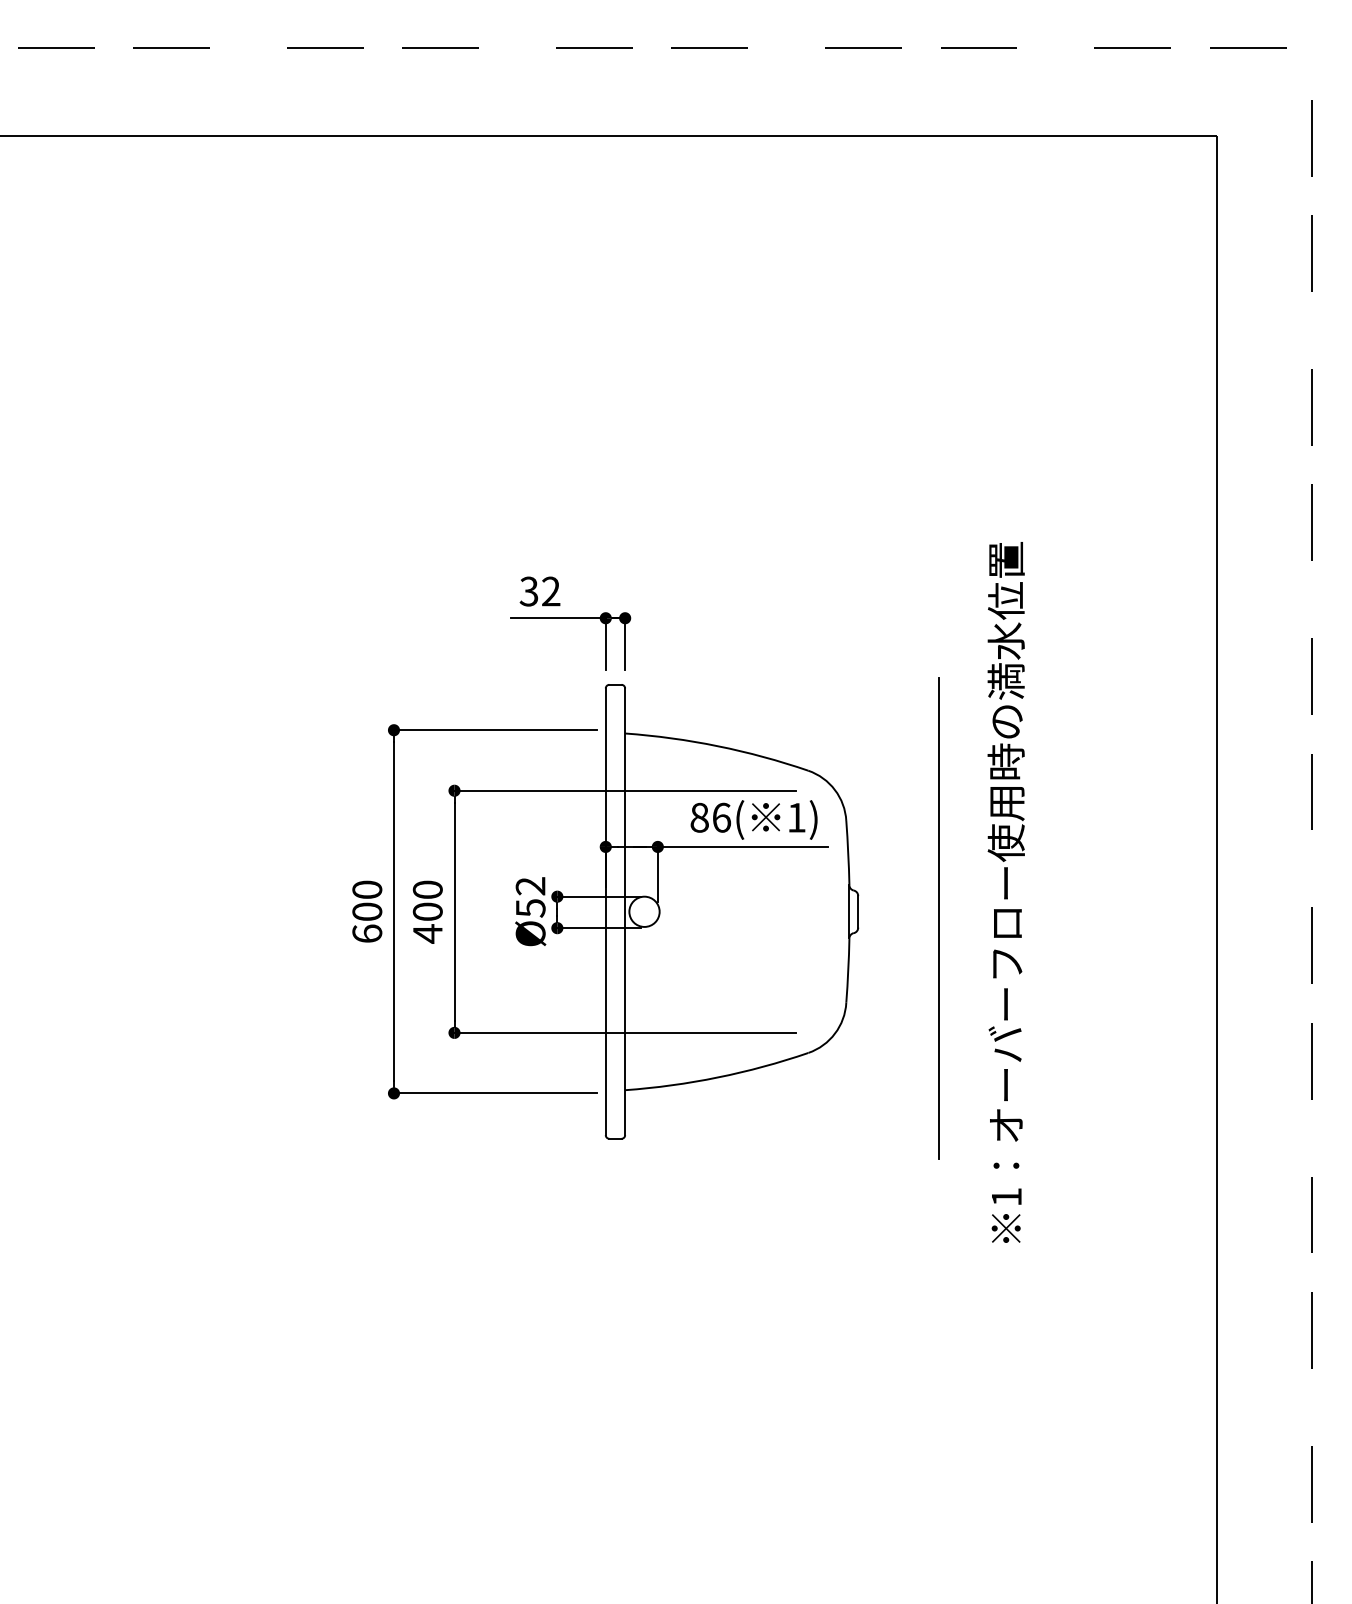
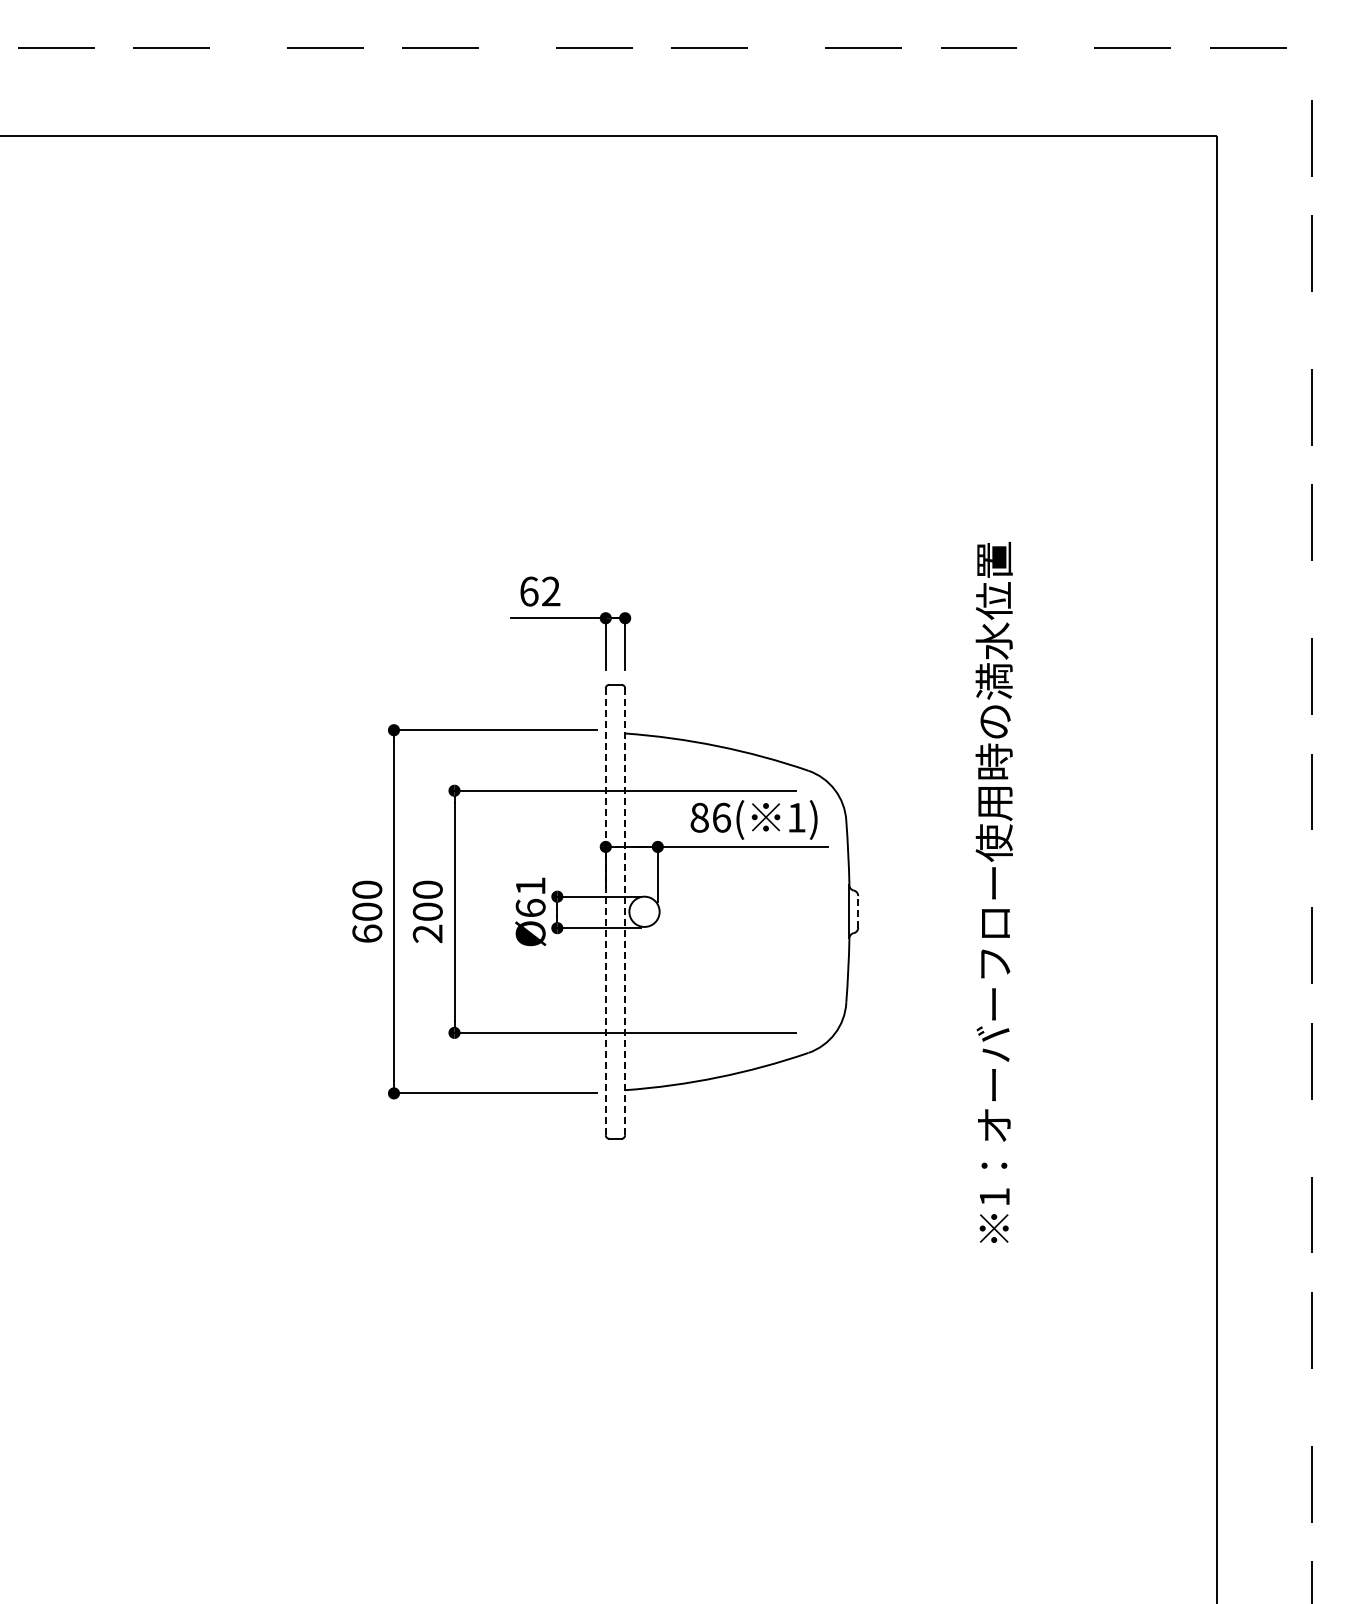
text: 32 -> 62 (528, 591)
text position: (1005, 892) -> (993, 892) (993, 892)
text: Ø52 -> Ø61 (530, 897)
line: solid -> dashed (625, 911)
line: solid -> dashed (858, 911)
line: solid -> dashed (605, 912)
line: present -> none (938, 918)
text: 400 -> 200 (427, 933)
